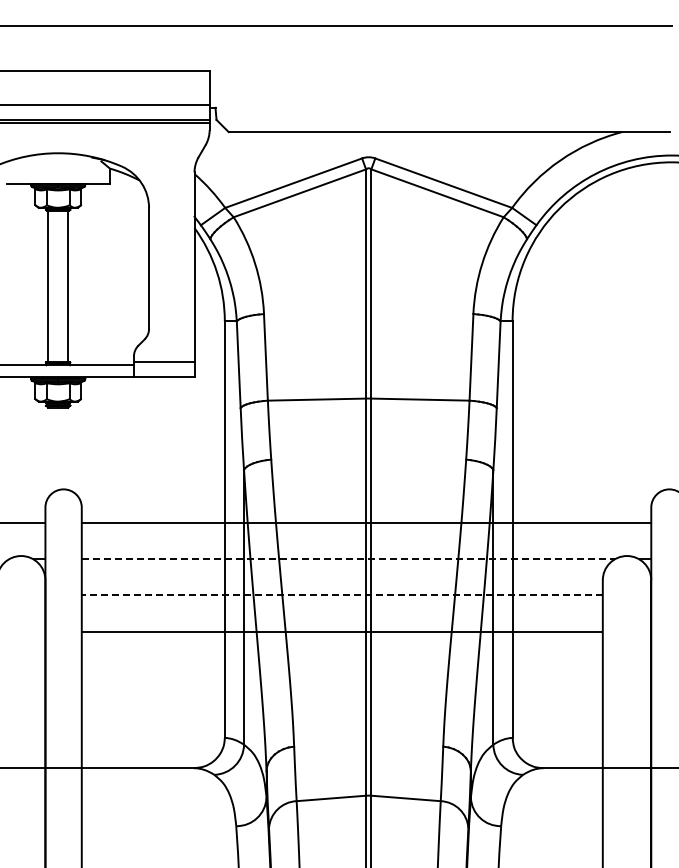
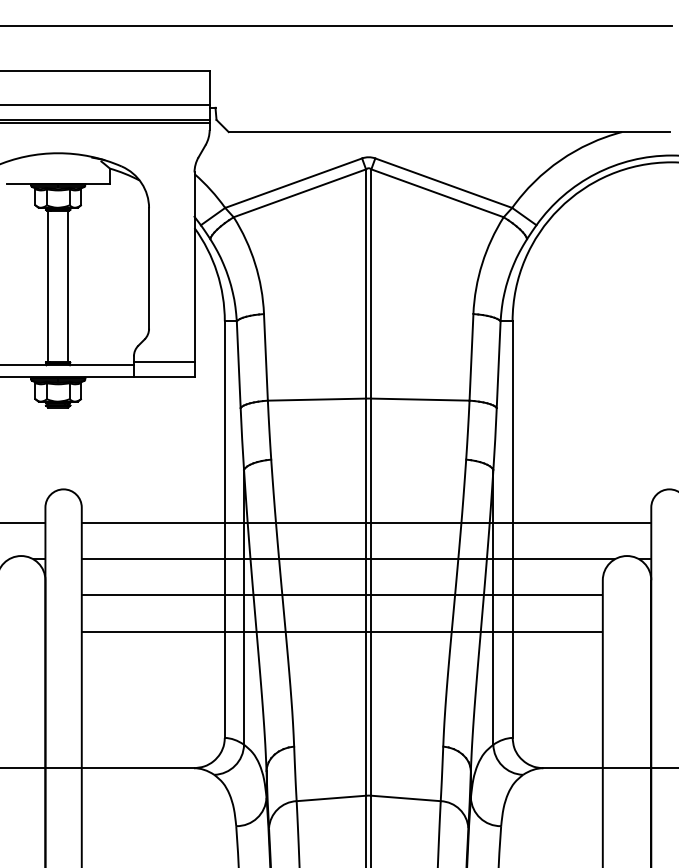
line: dashed -> solid (348, 559)
line: dashed -> solid (342, 595)
